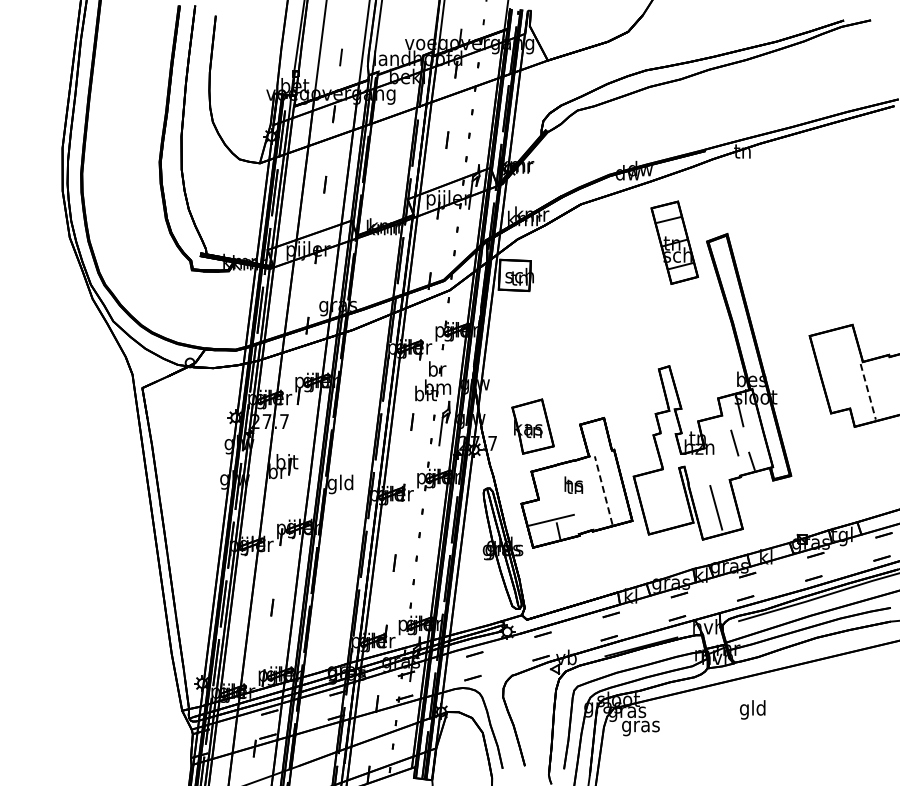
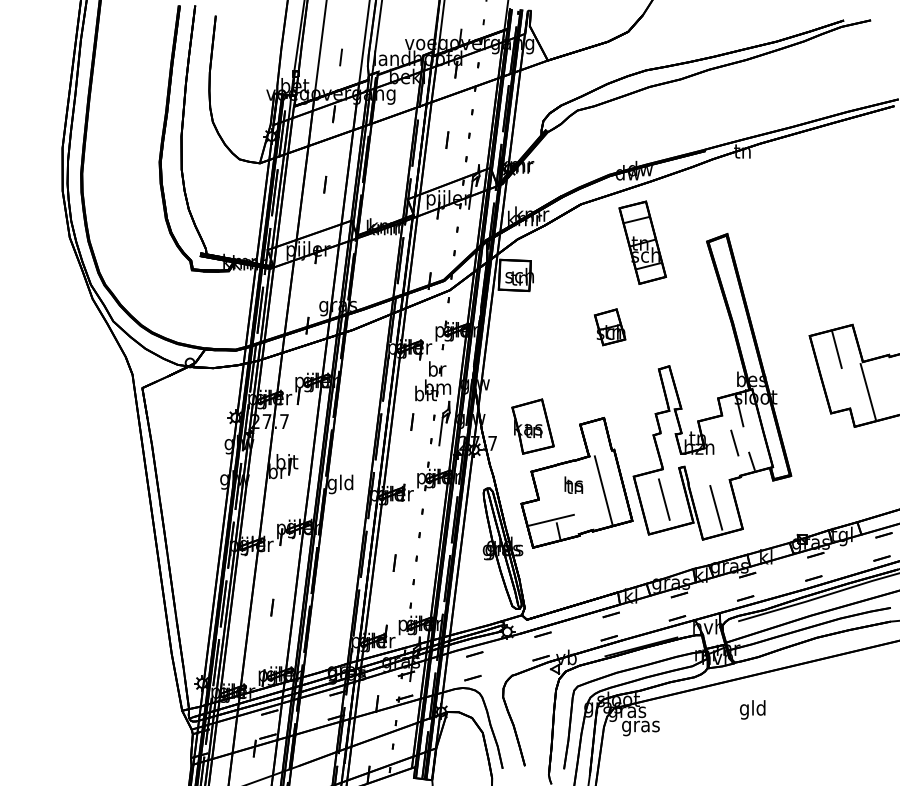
part position: (674, 242) -> (642, 242) (642, 242)
part: none -> present (609, 327)
line: none -> present (836, 349)
line: dashed -> solid (868, 391)
line: dashed -> solid (603, 490)
line: none -> present (663, 499)
